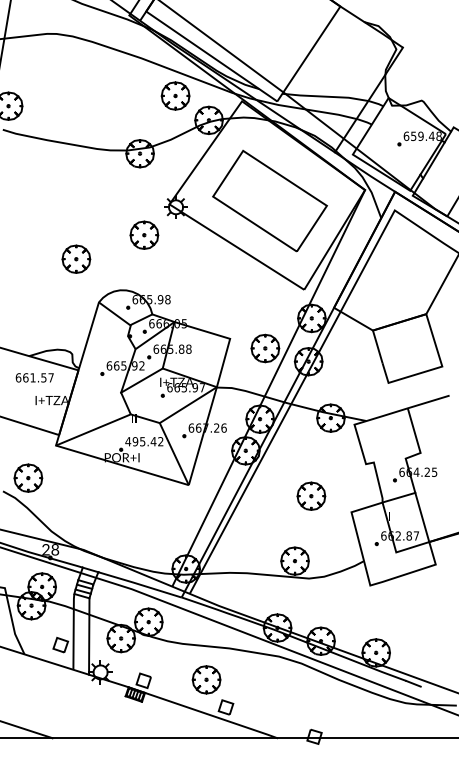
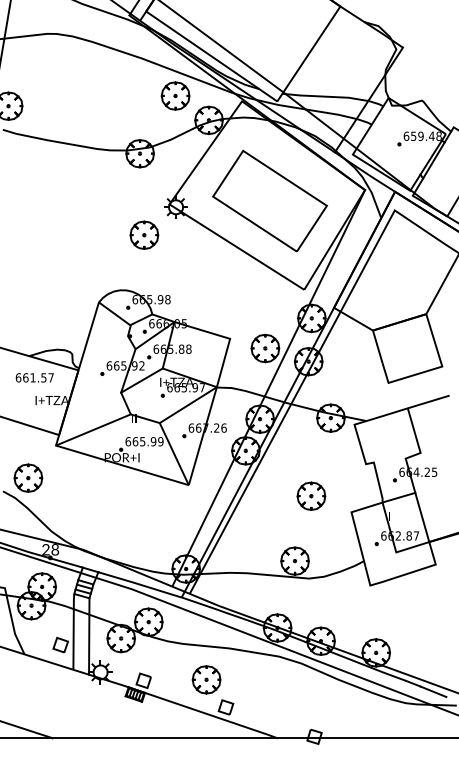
part: present -> none (76, 258)
text: 495.42 -> 665.99 (144, 441)
line: none -> present (433, 691)
